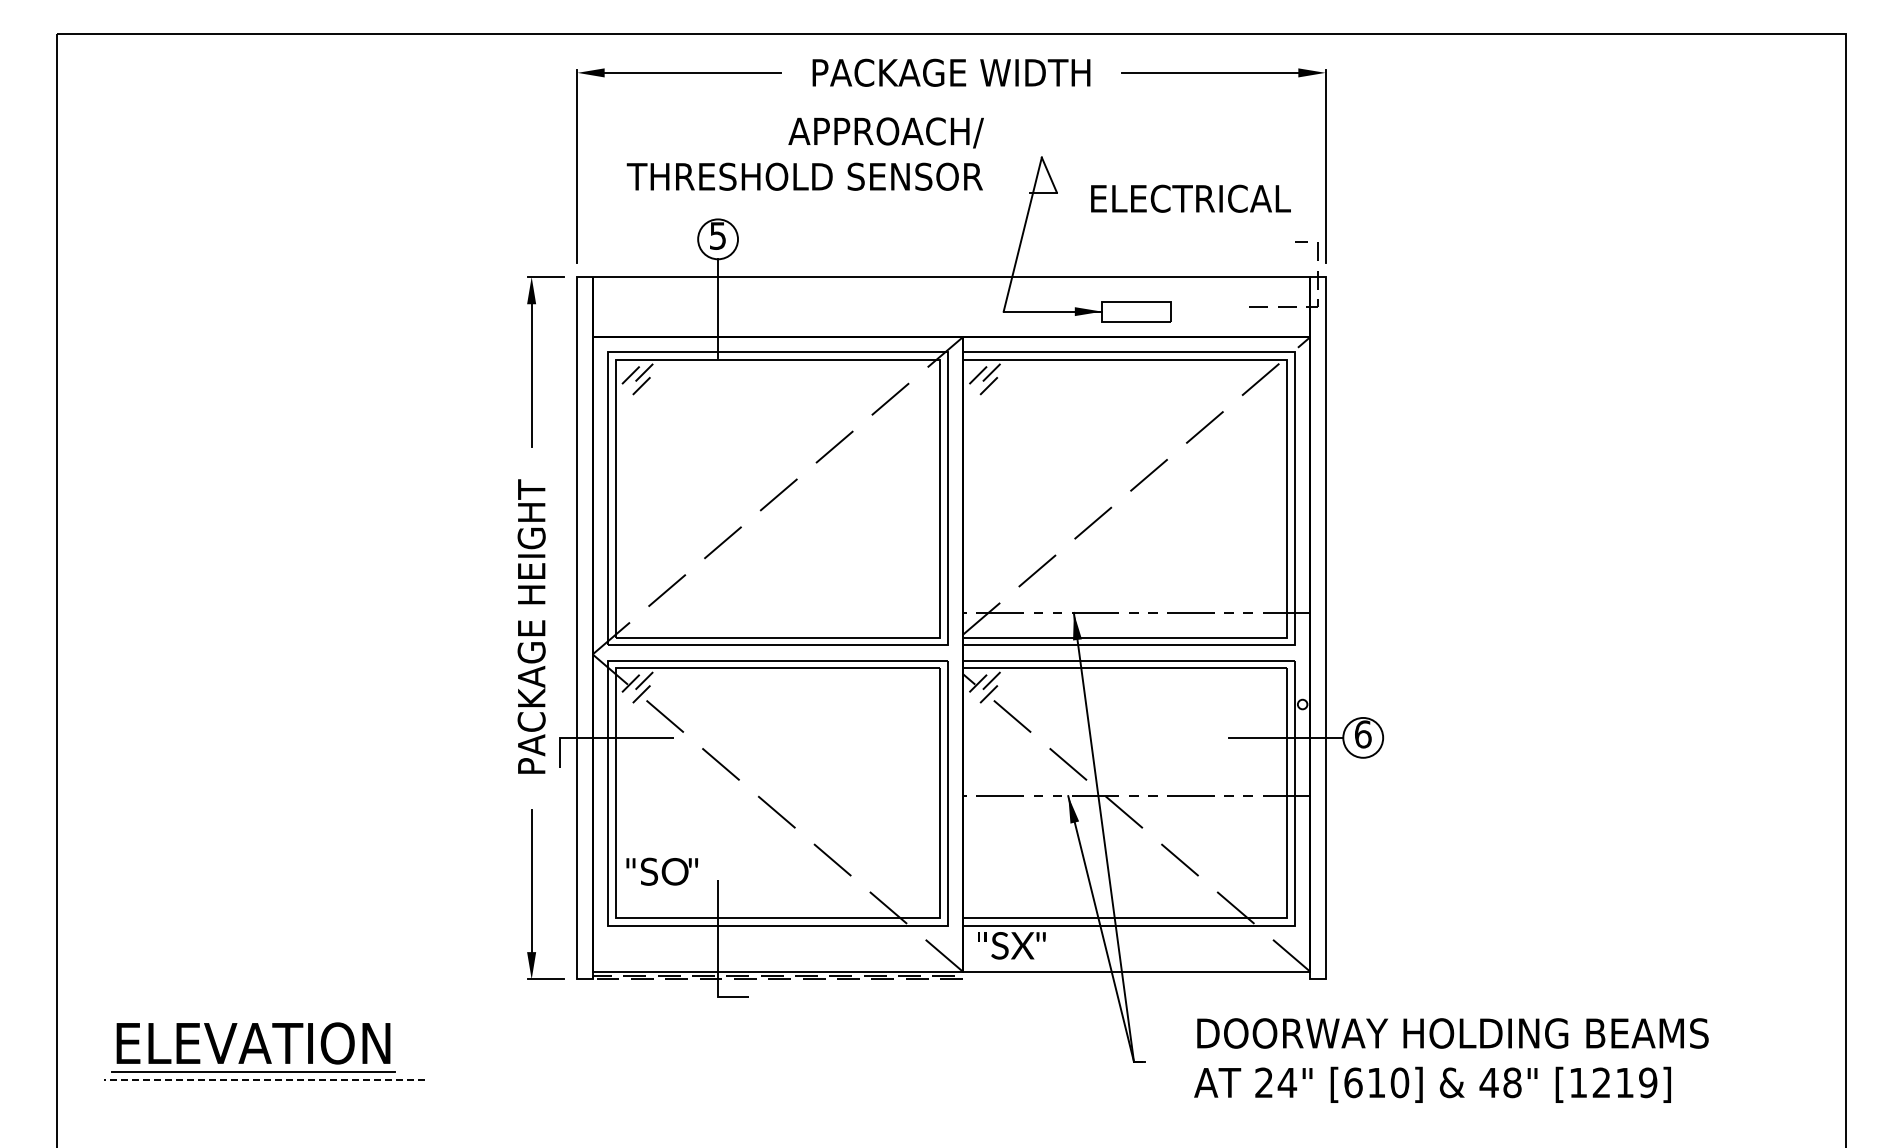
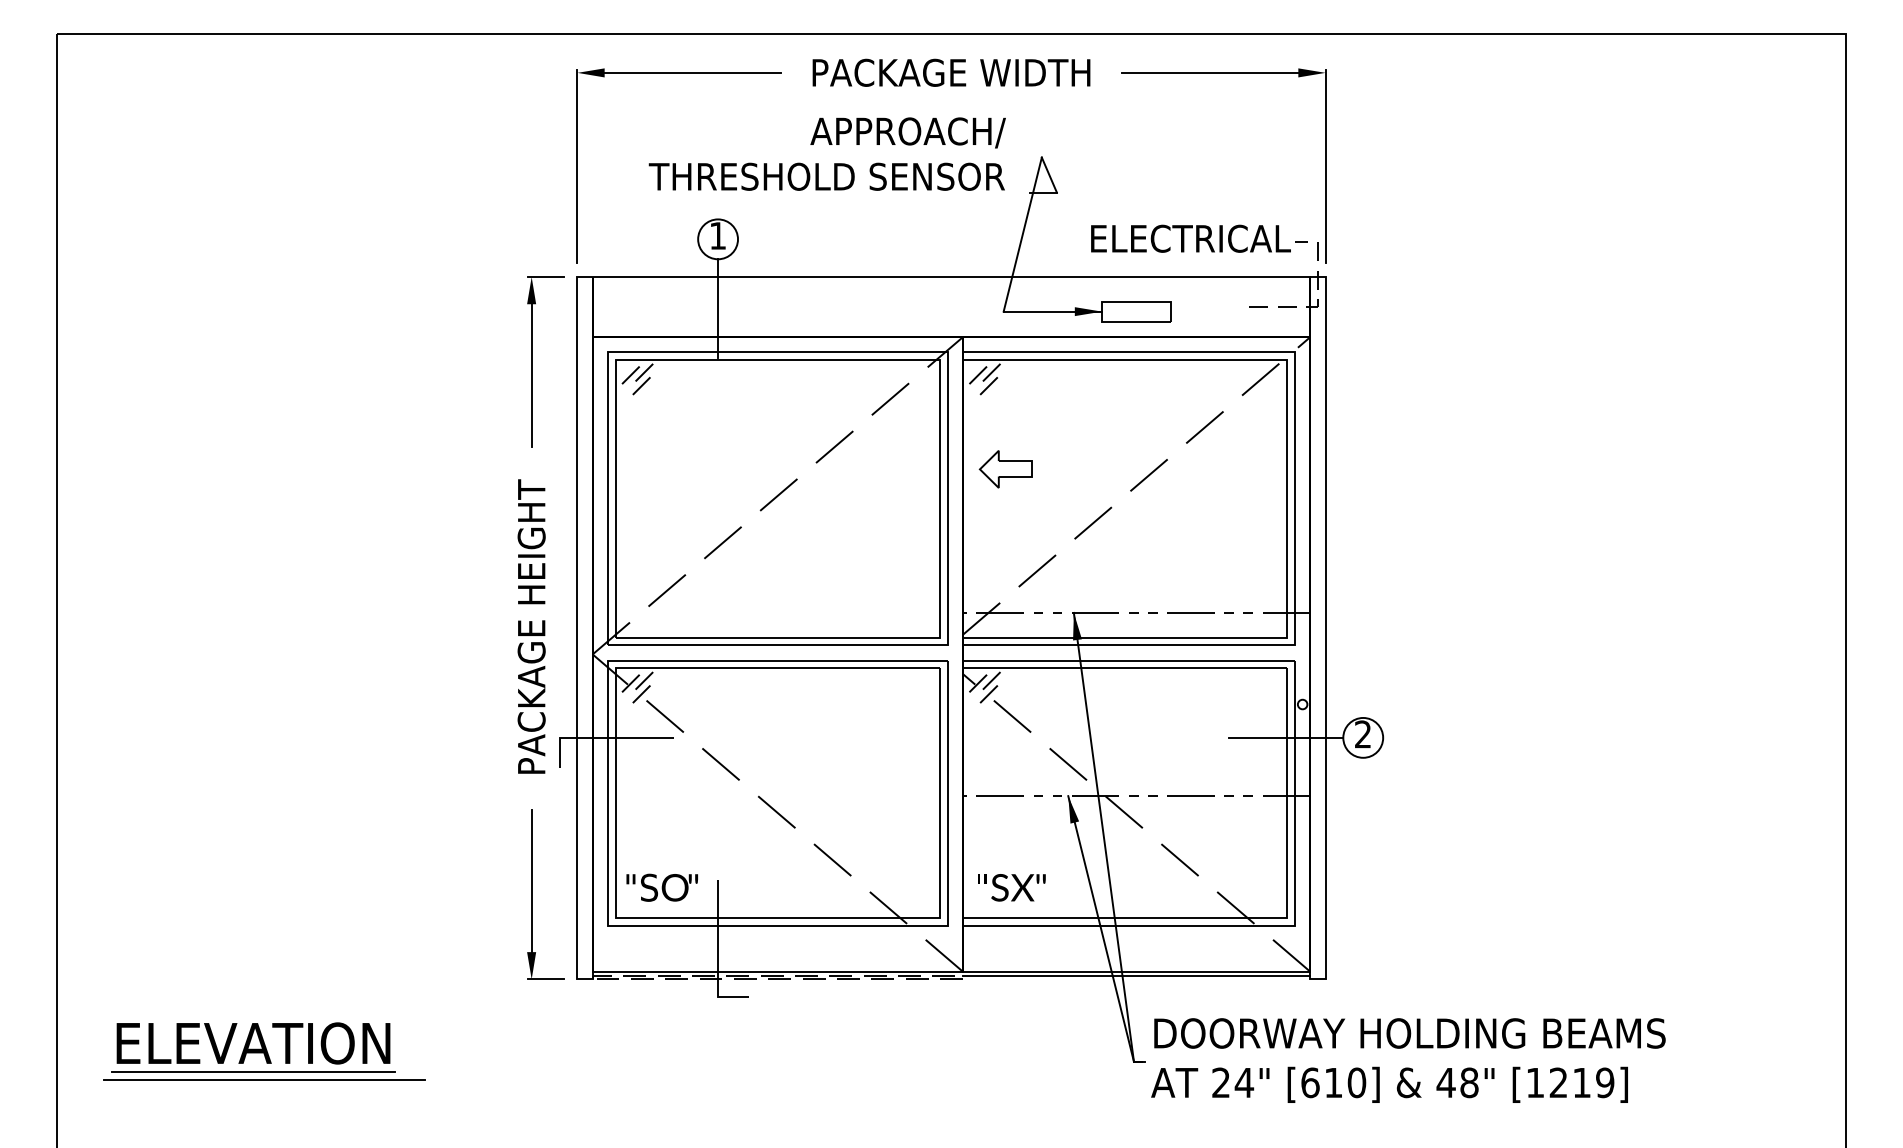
text position: (804, 153) -> (826, 153) (826, 153)
text position: (1190, 198) -> (1190, 238) (1190, 238)
text: 5 -> 1 (717, 235)
part: none -> present (1005, 469)
text: 6 -> 2 (1363, 734)
text position: (661, 871) -> (661, 887) (661, 887)
text position: (1011, 945) -> (1011, 887) (1011, 887)
line: none -> present (1136, 975)
text position: (1451, 1060) -> (1408, 1060) (1408, 1060)
line: dashed -> solid (264, 1080)
